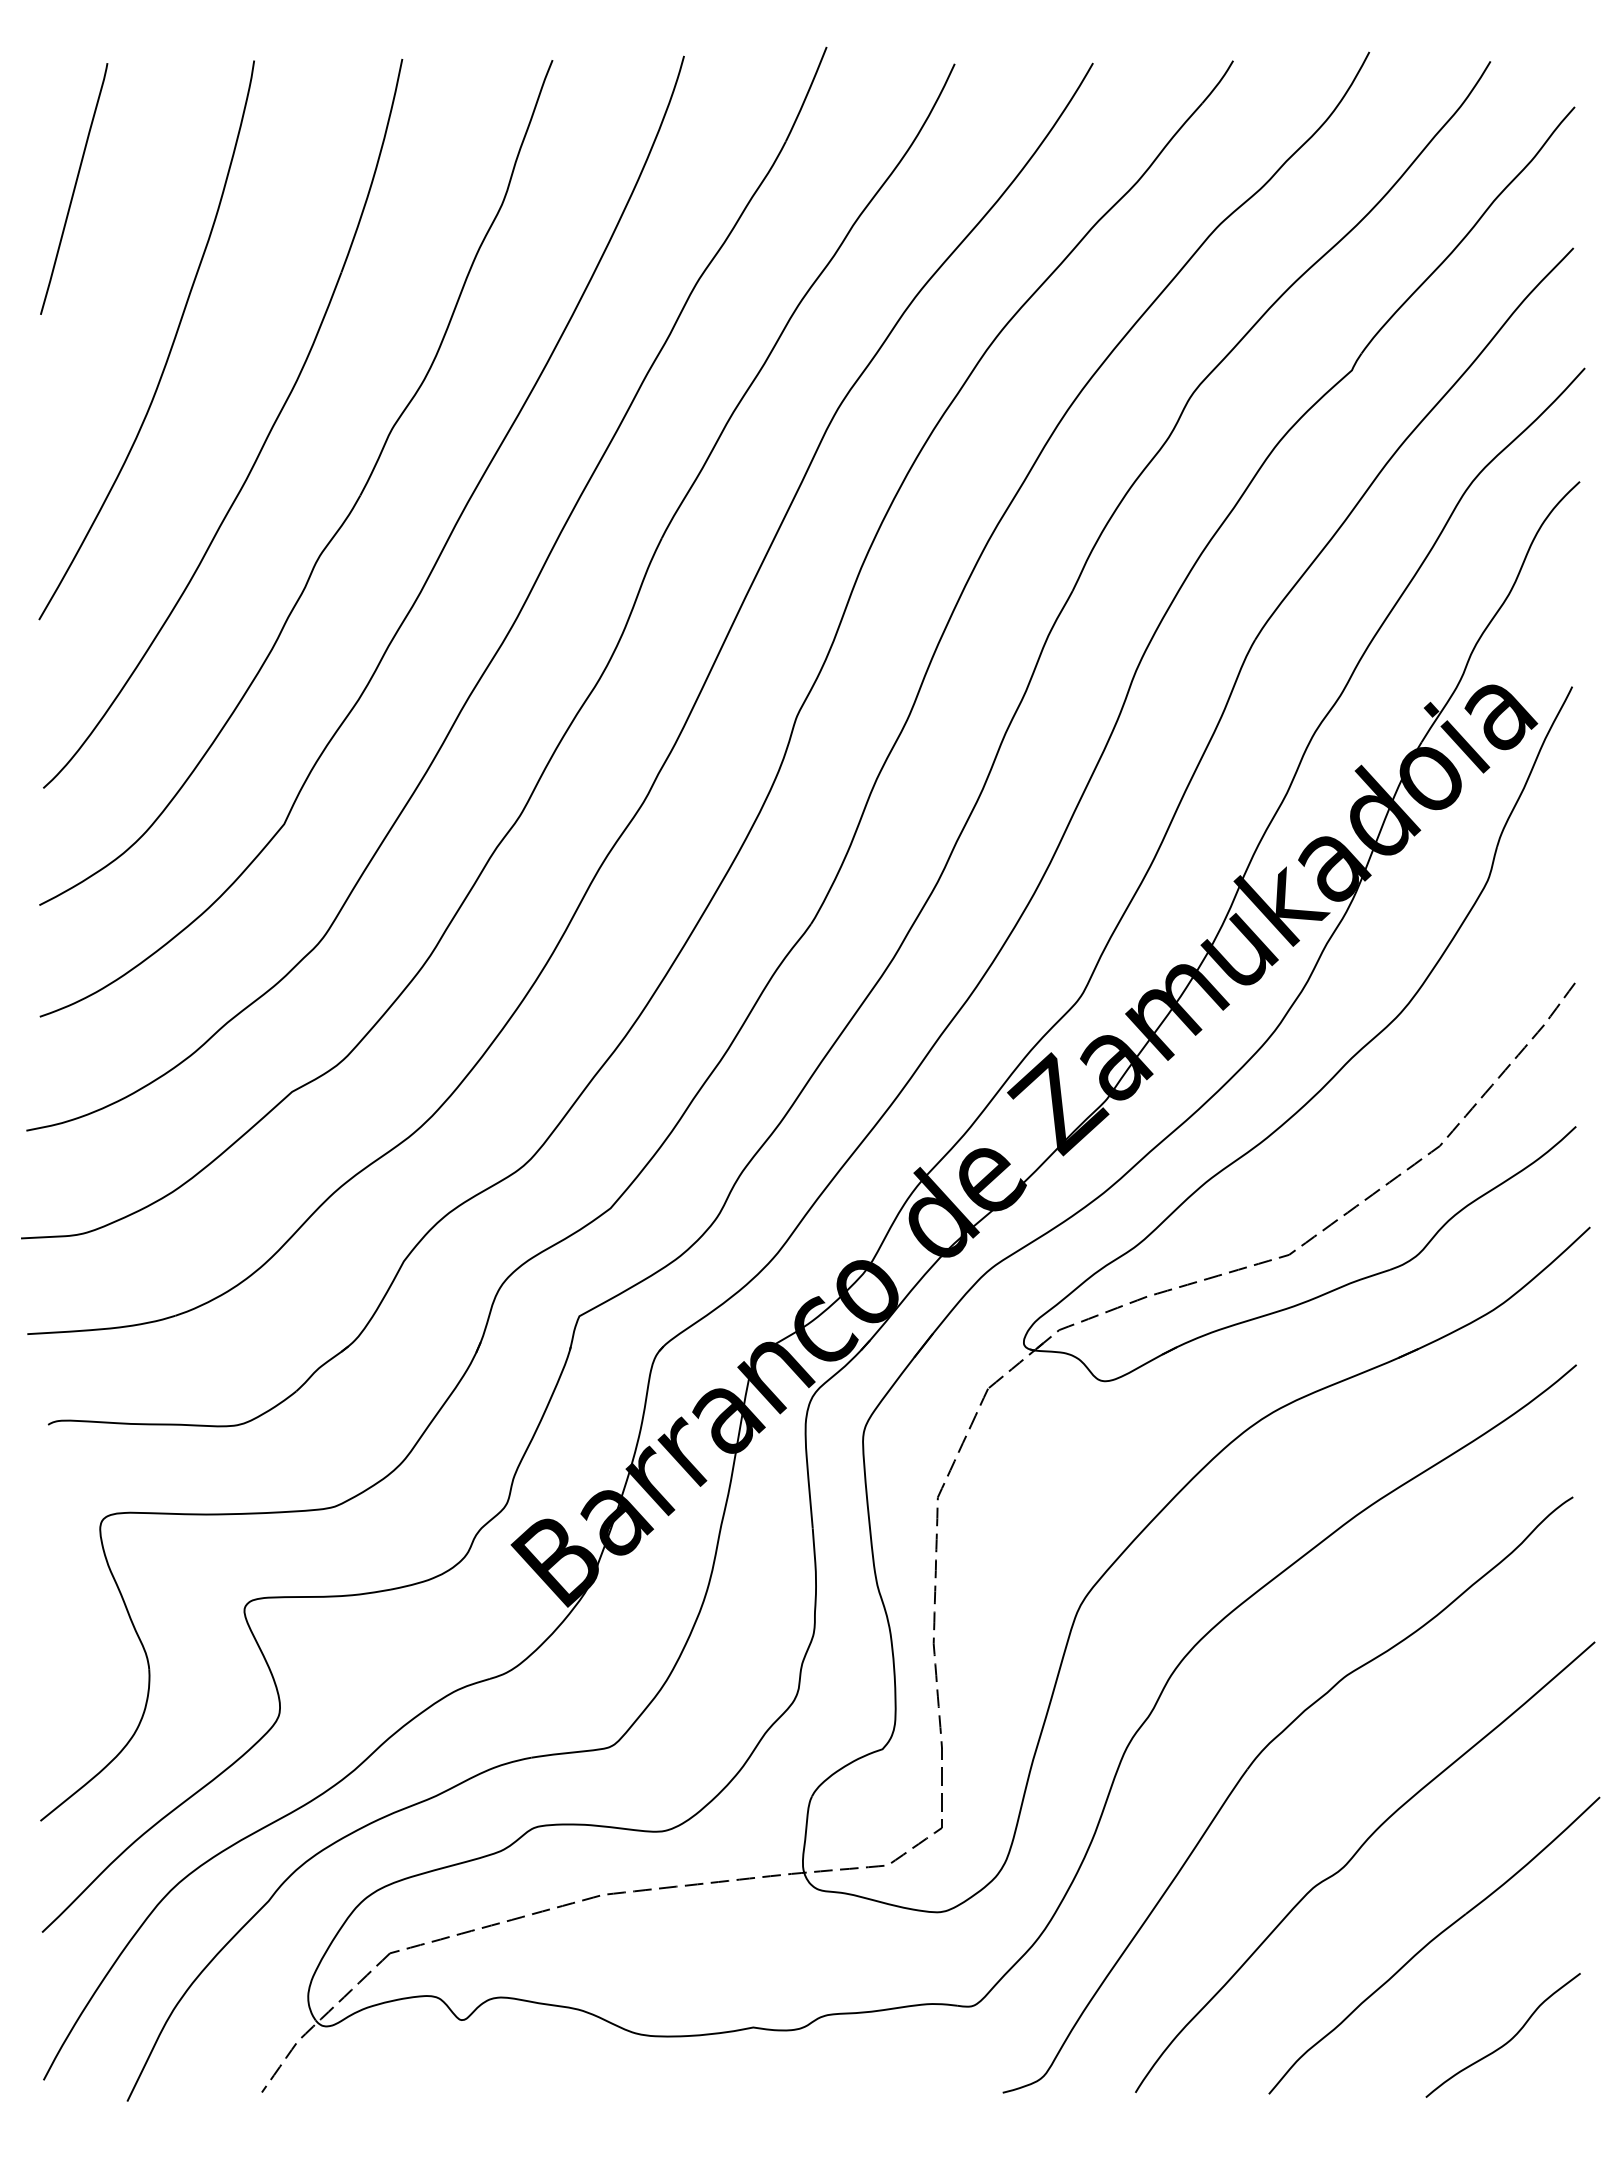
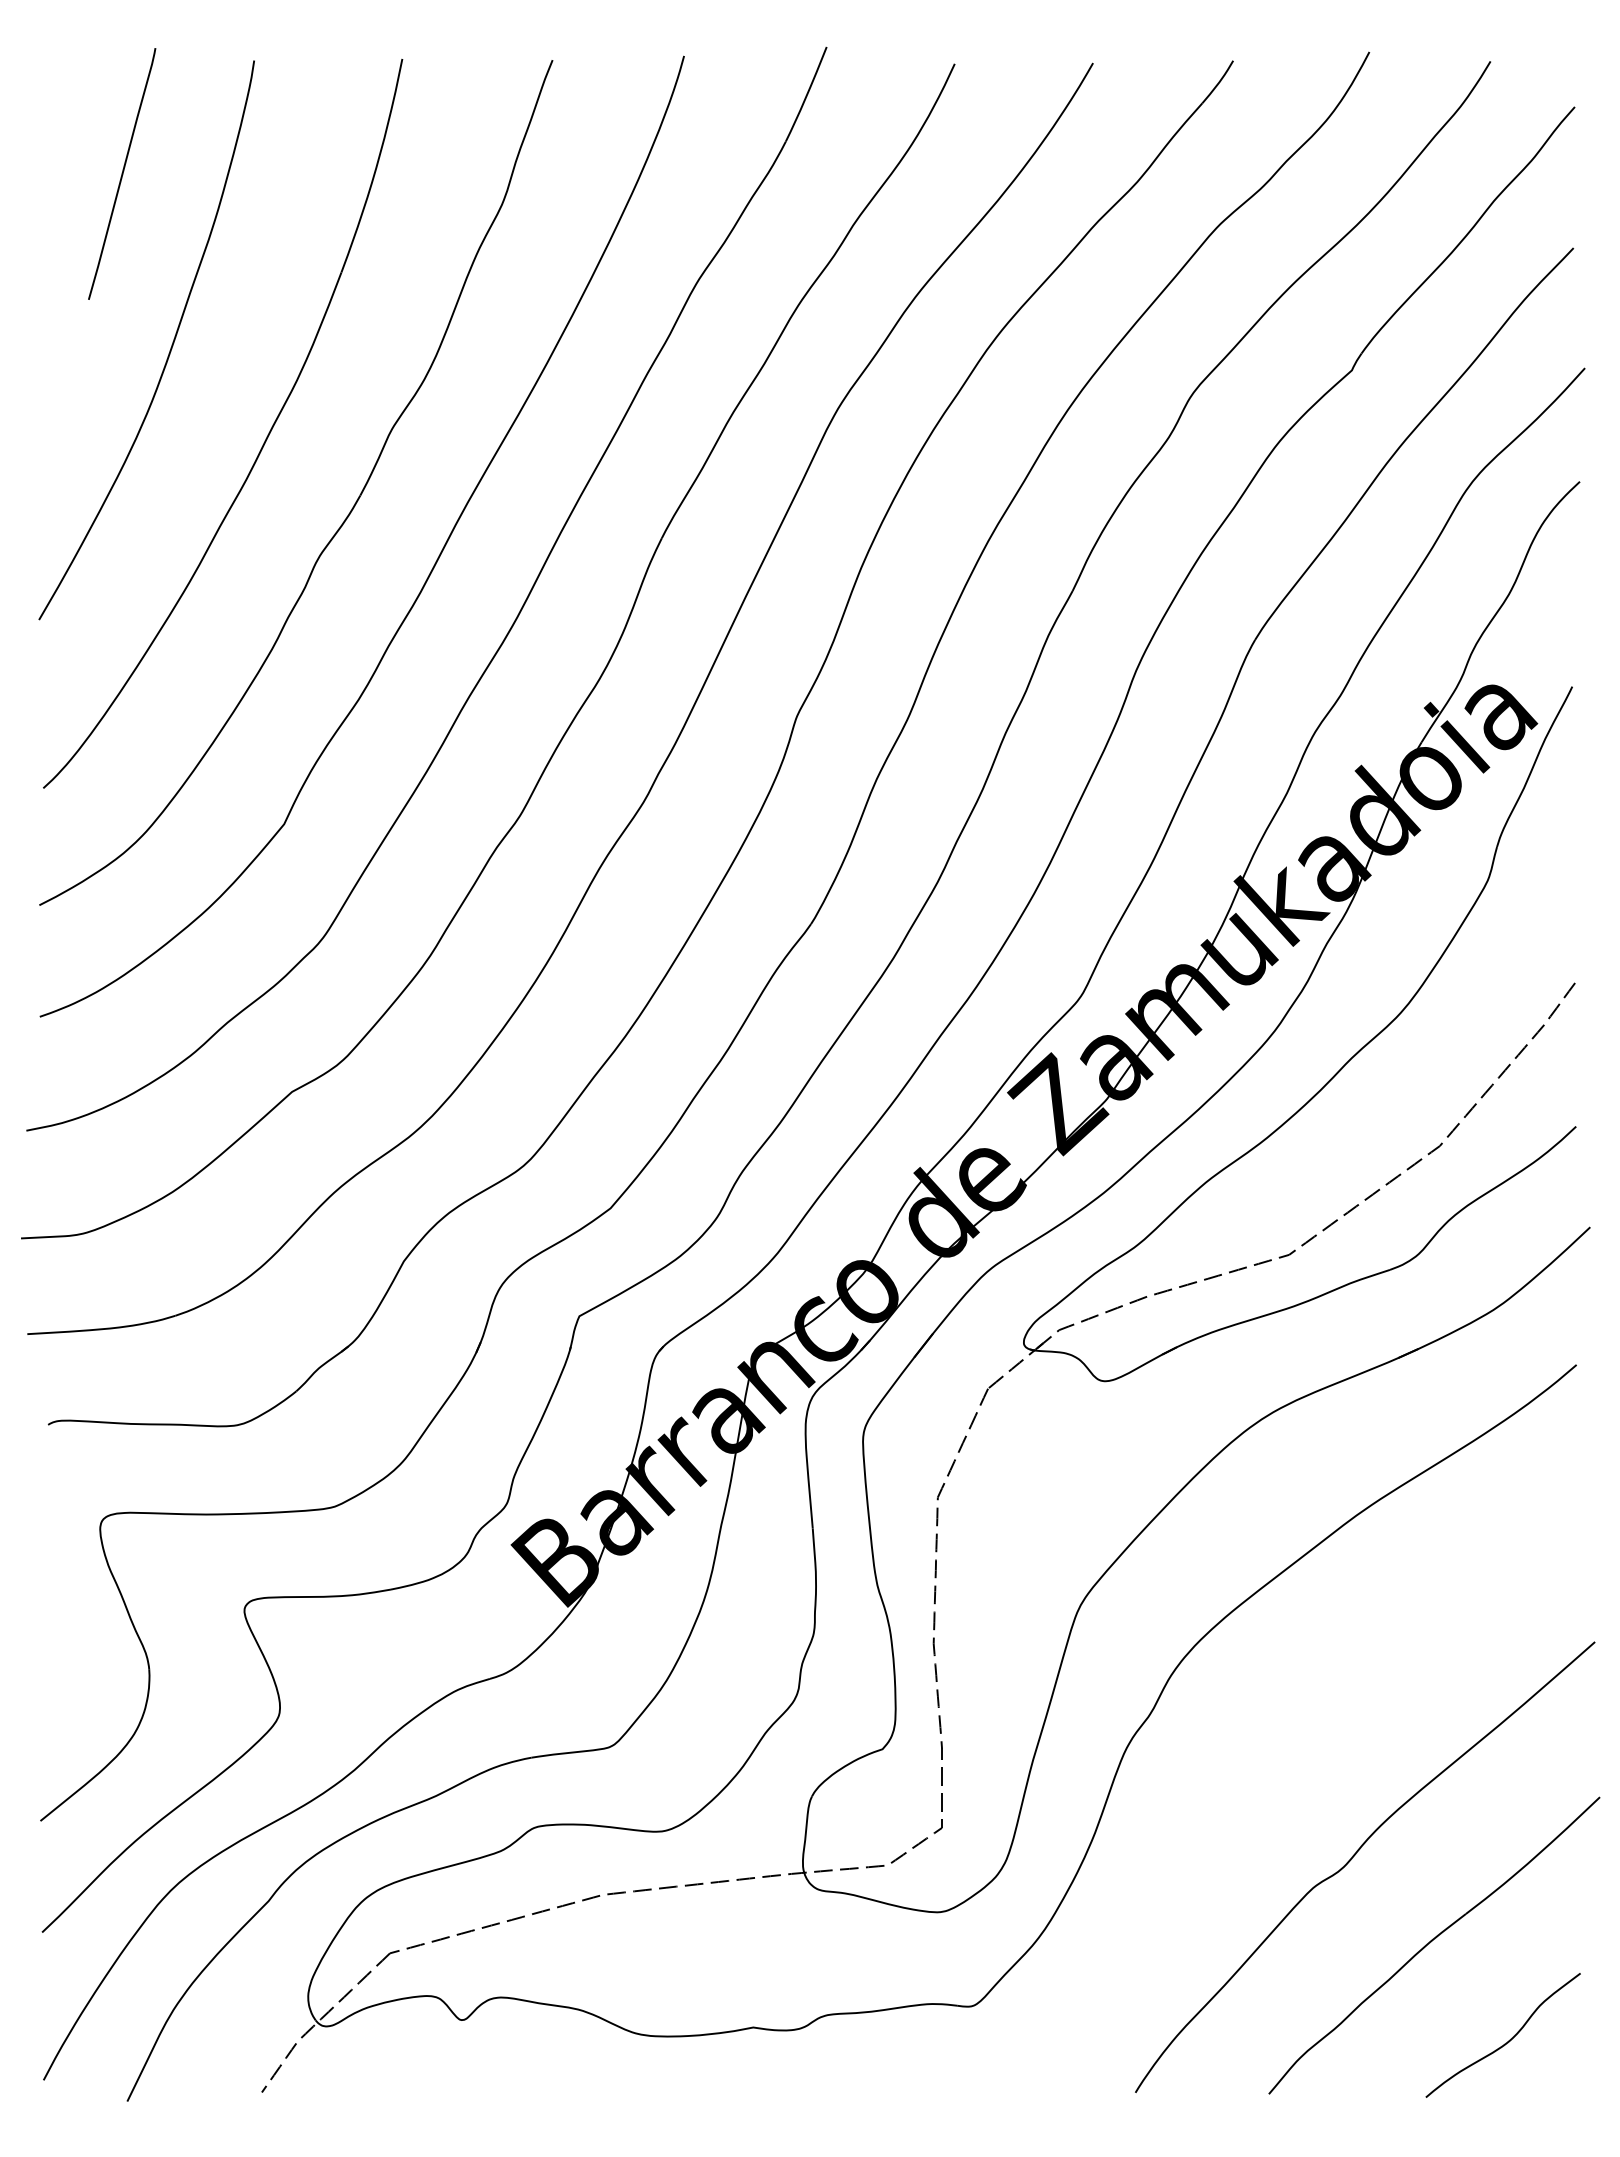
line position: (74, 188) -> (122, 173) (122, 173)
part: present -> none (1249, 1768)
